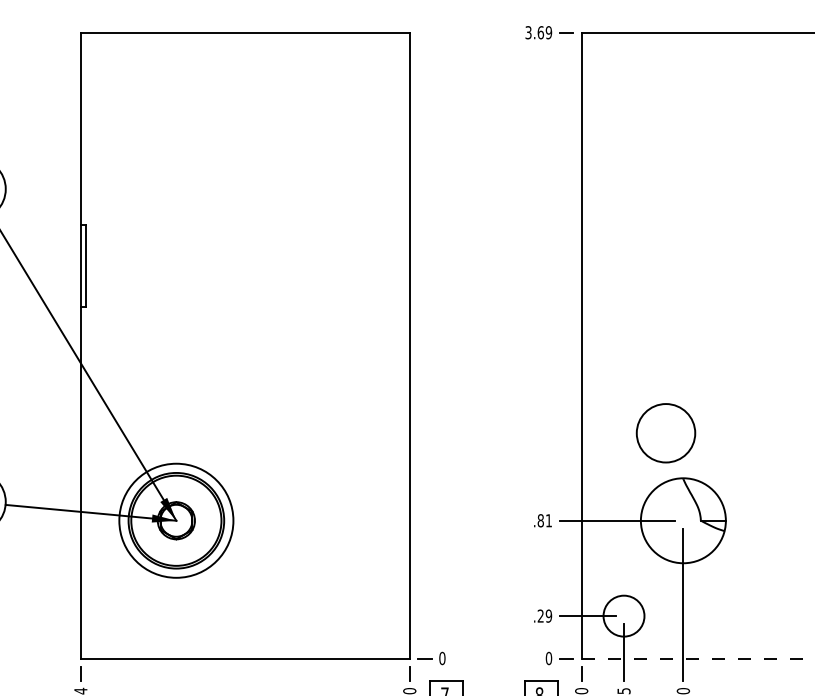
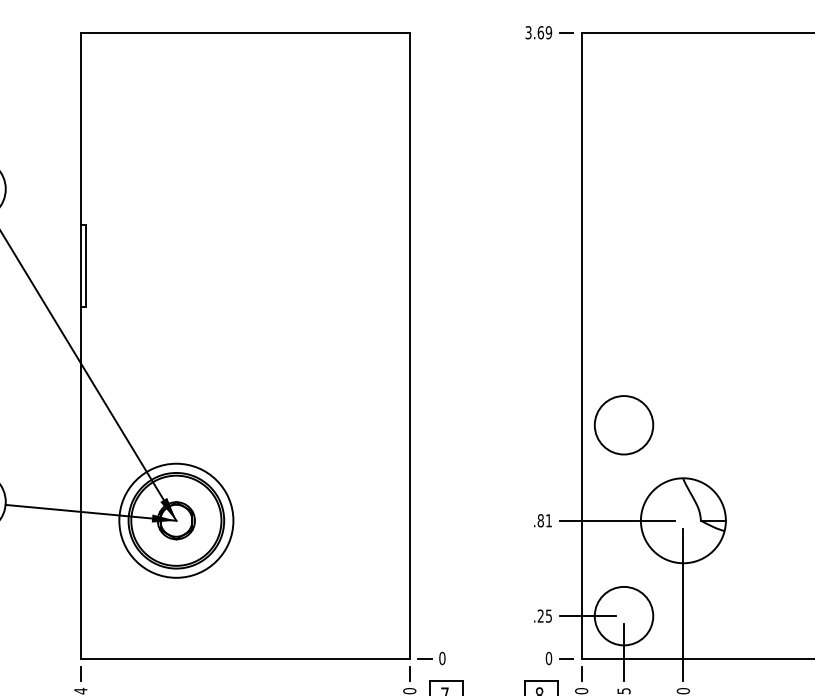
circle position: (665, 433) -> (623, 425) (623, 425)
text: .29 -> .25 (548, 615)
circle diameter: 41 px -> 58 px (623, 615)
line: dashed -> solid (698, 658)
